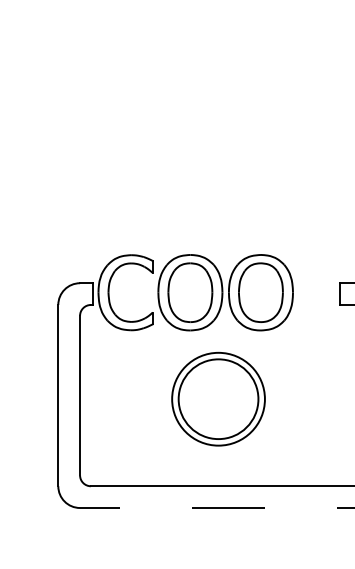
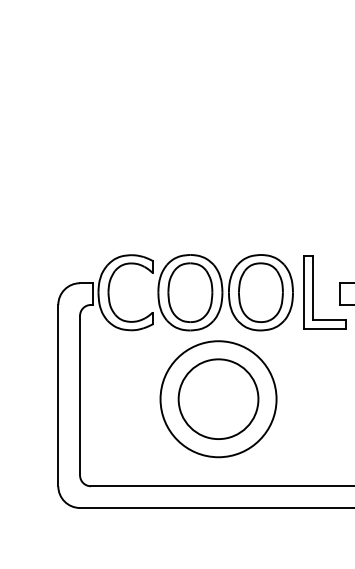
part: none -> present (313, 292)
circle diameter: 93 px -> 116 px (218, 399)
line: dashed -> solid (216, 508)
